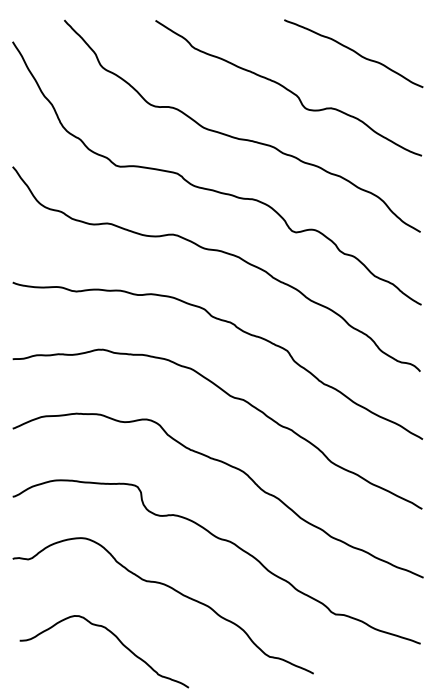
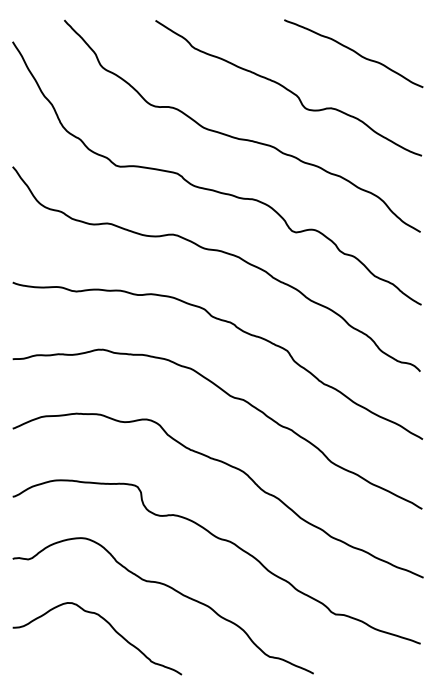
curve position: (116, 638) -> (109, 625) (109, 625)
